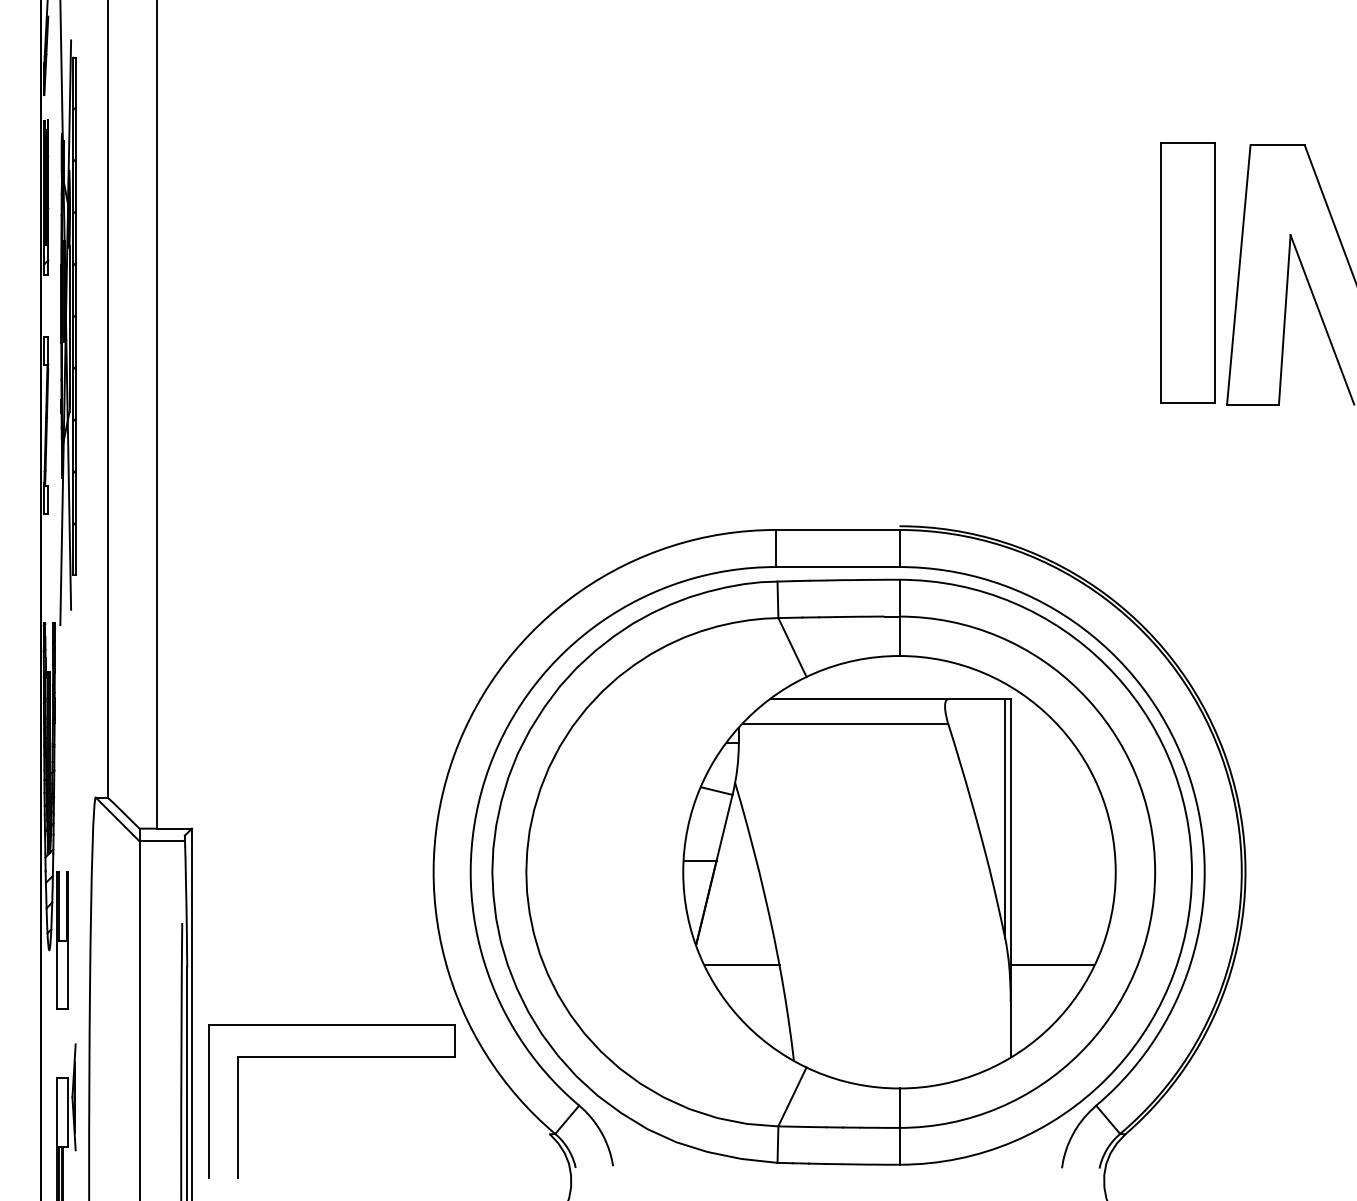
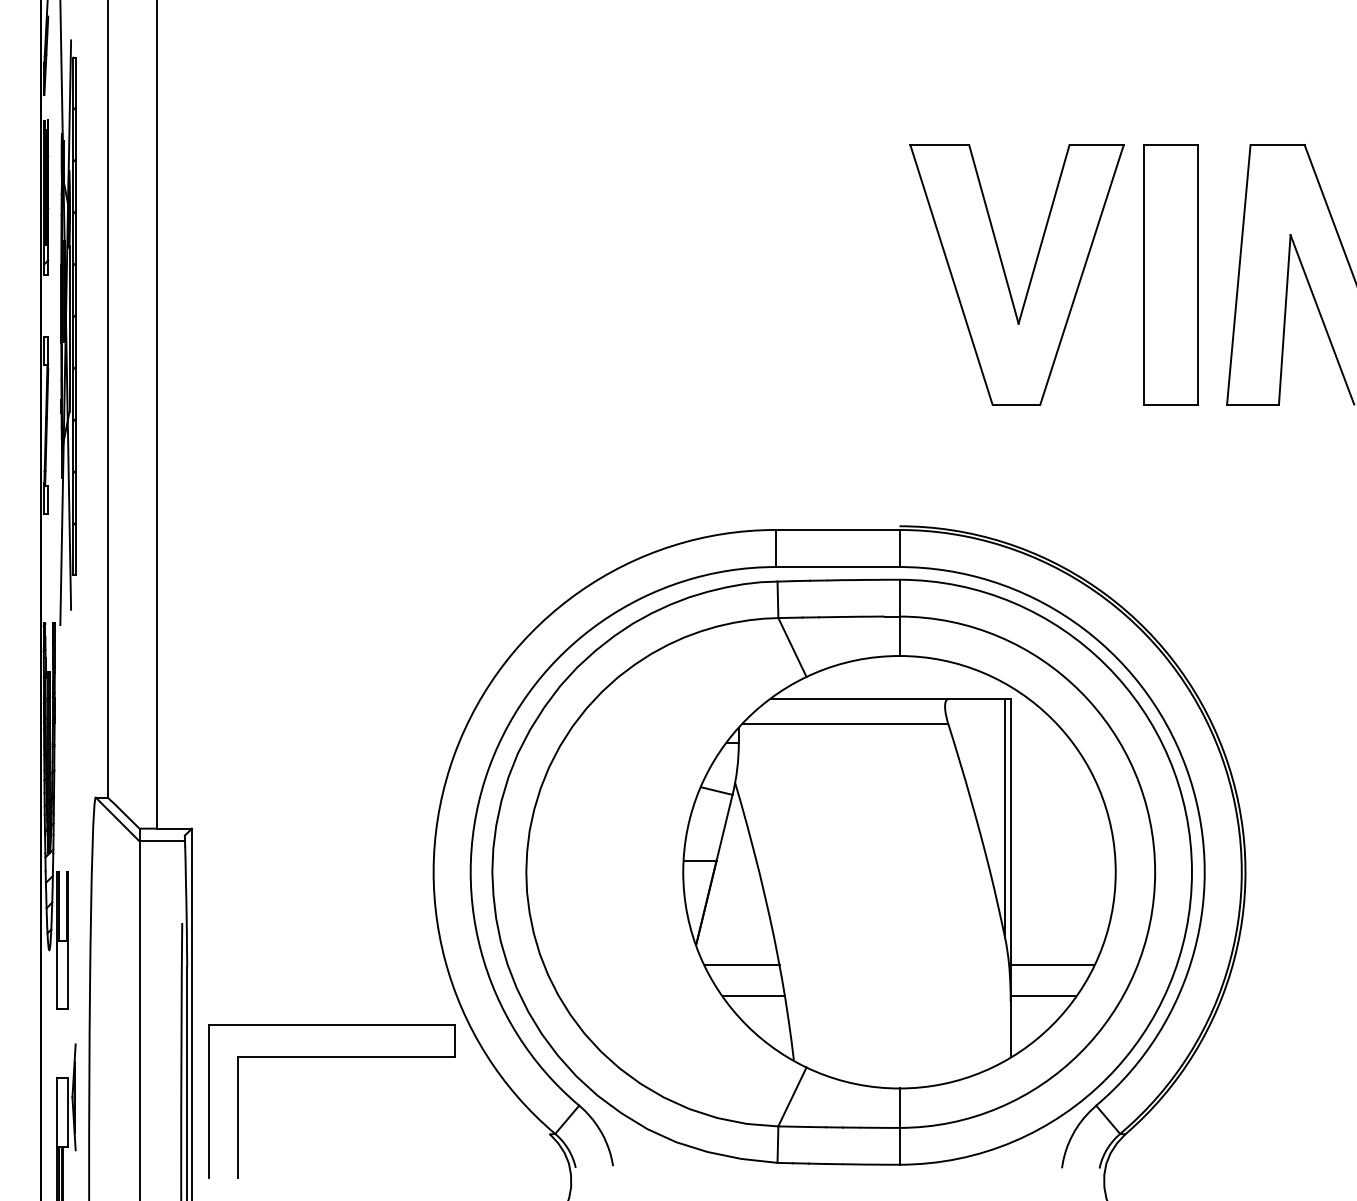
part position: (1187, 272) -> (1170, 274) (1170, 274)
part: none -> present (1006, 275)
line: none -> present (753, 995)
line: none -> present (1042, 995)
